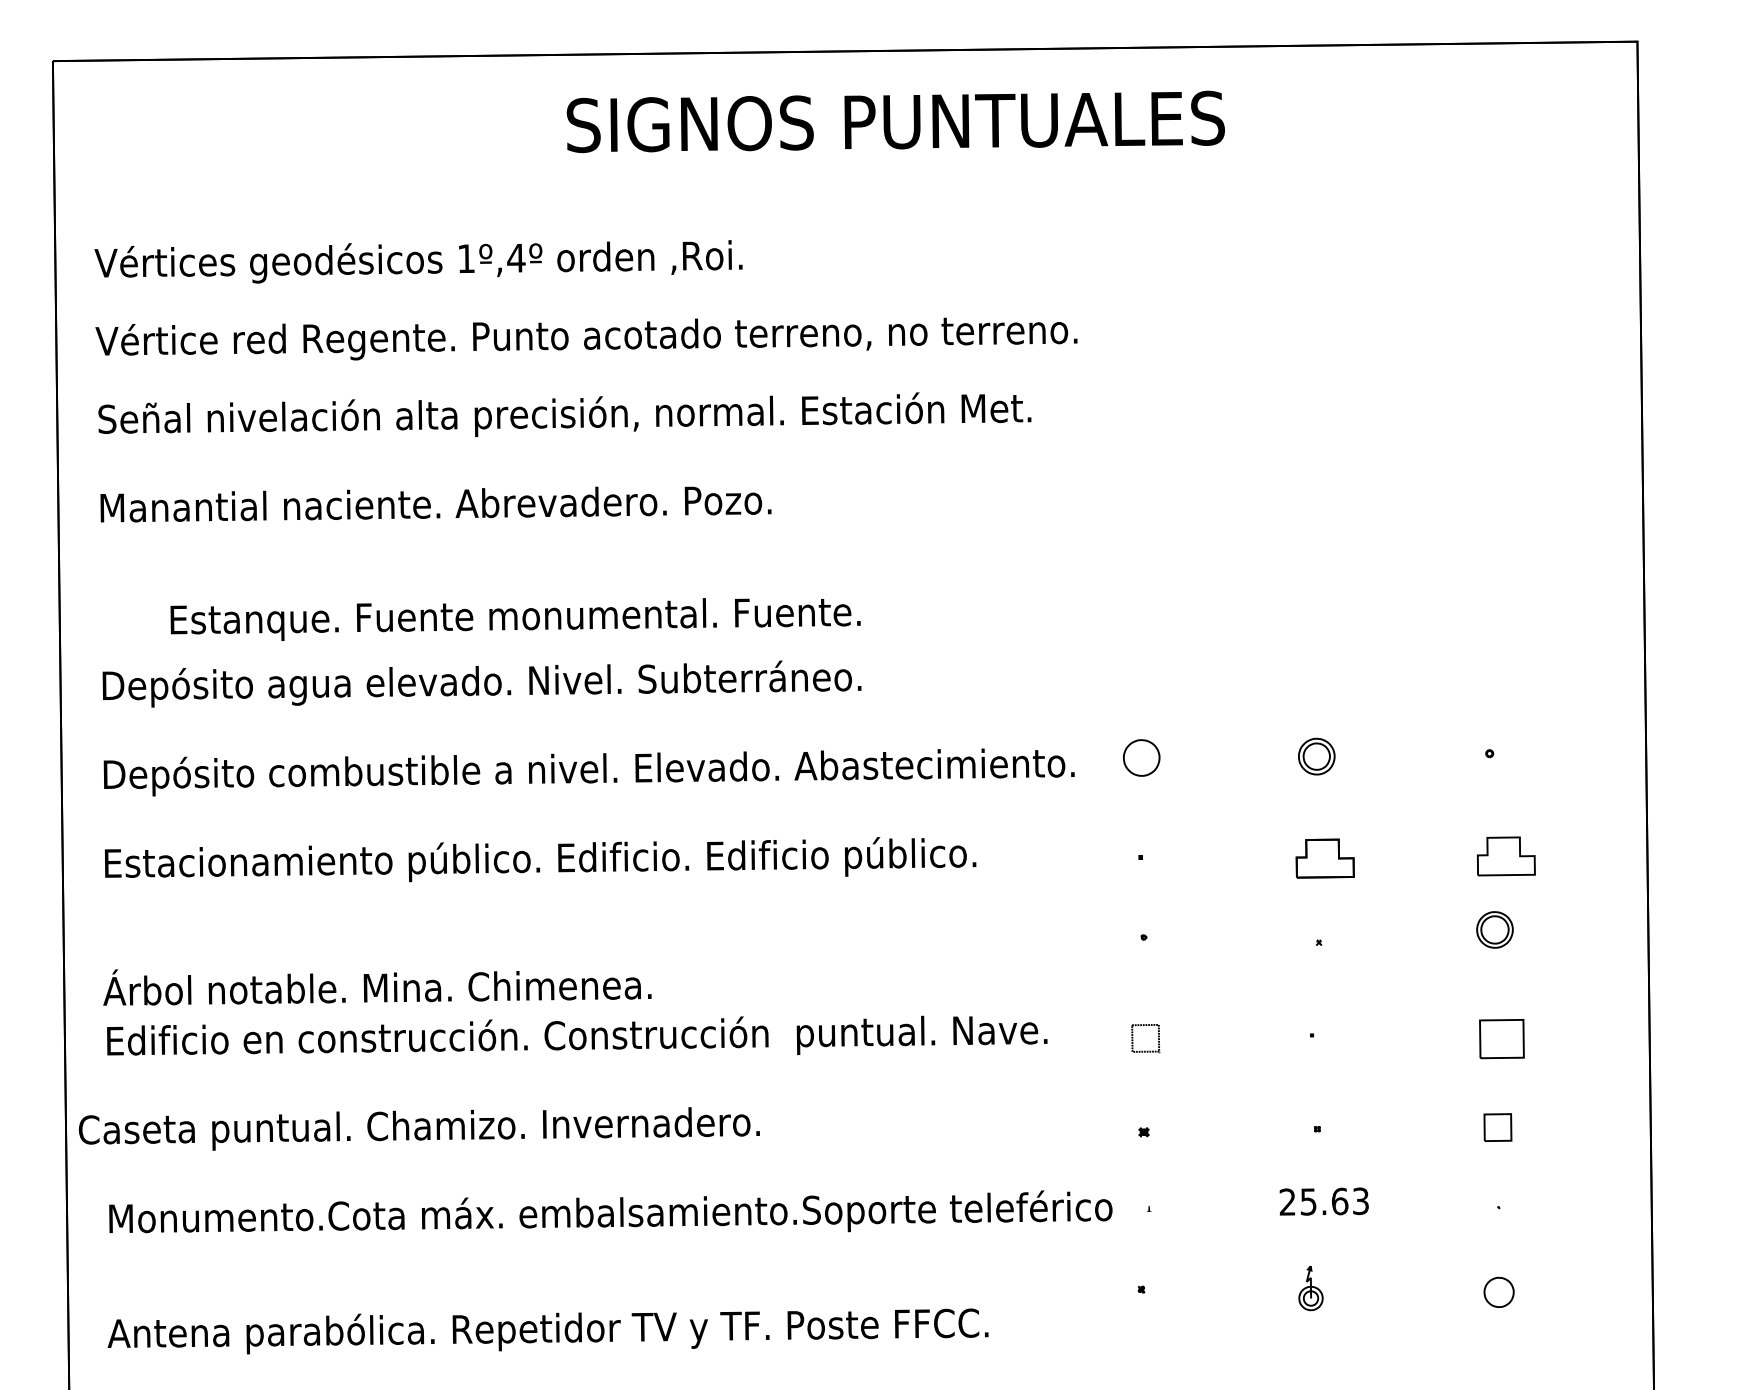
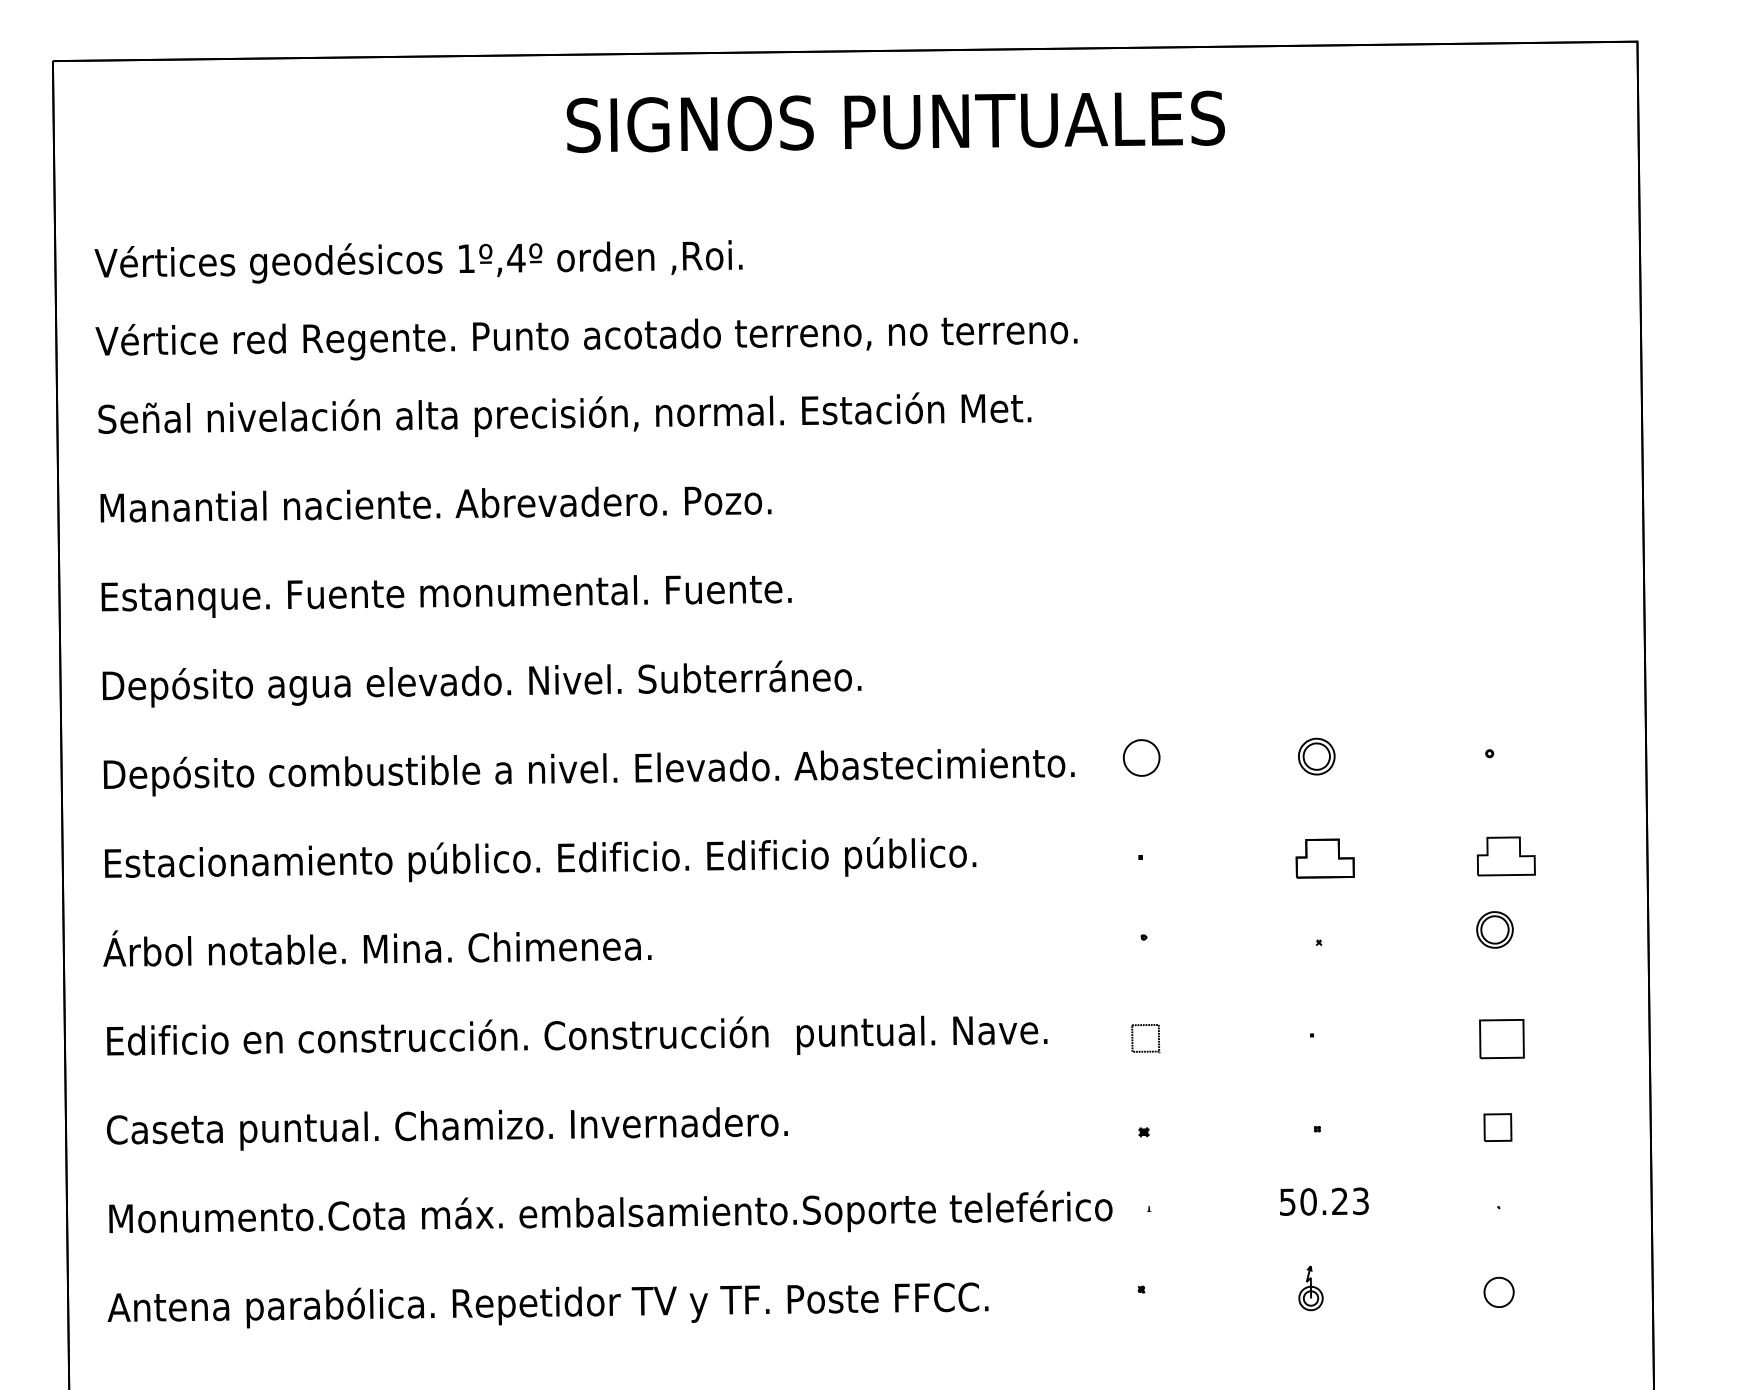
text position: (515, 619) -> (446, 596) (446, 596)
text position: (377, 987) -> (377, 948) (377, 948)
text position: (419, 1128) -> (447, 1128) (447, 1128)
text: 25.63 -> 50.23 (1313, 1201)
text position: (547, 1331) -> (547, 1305) (547, 1305)
